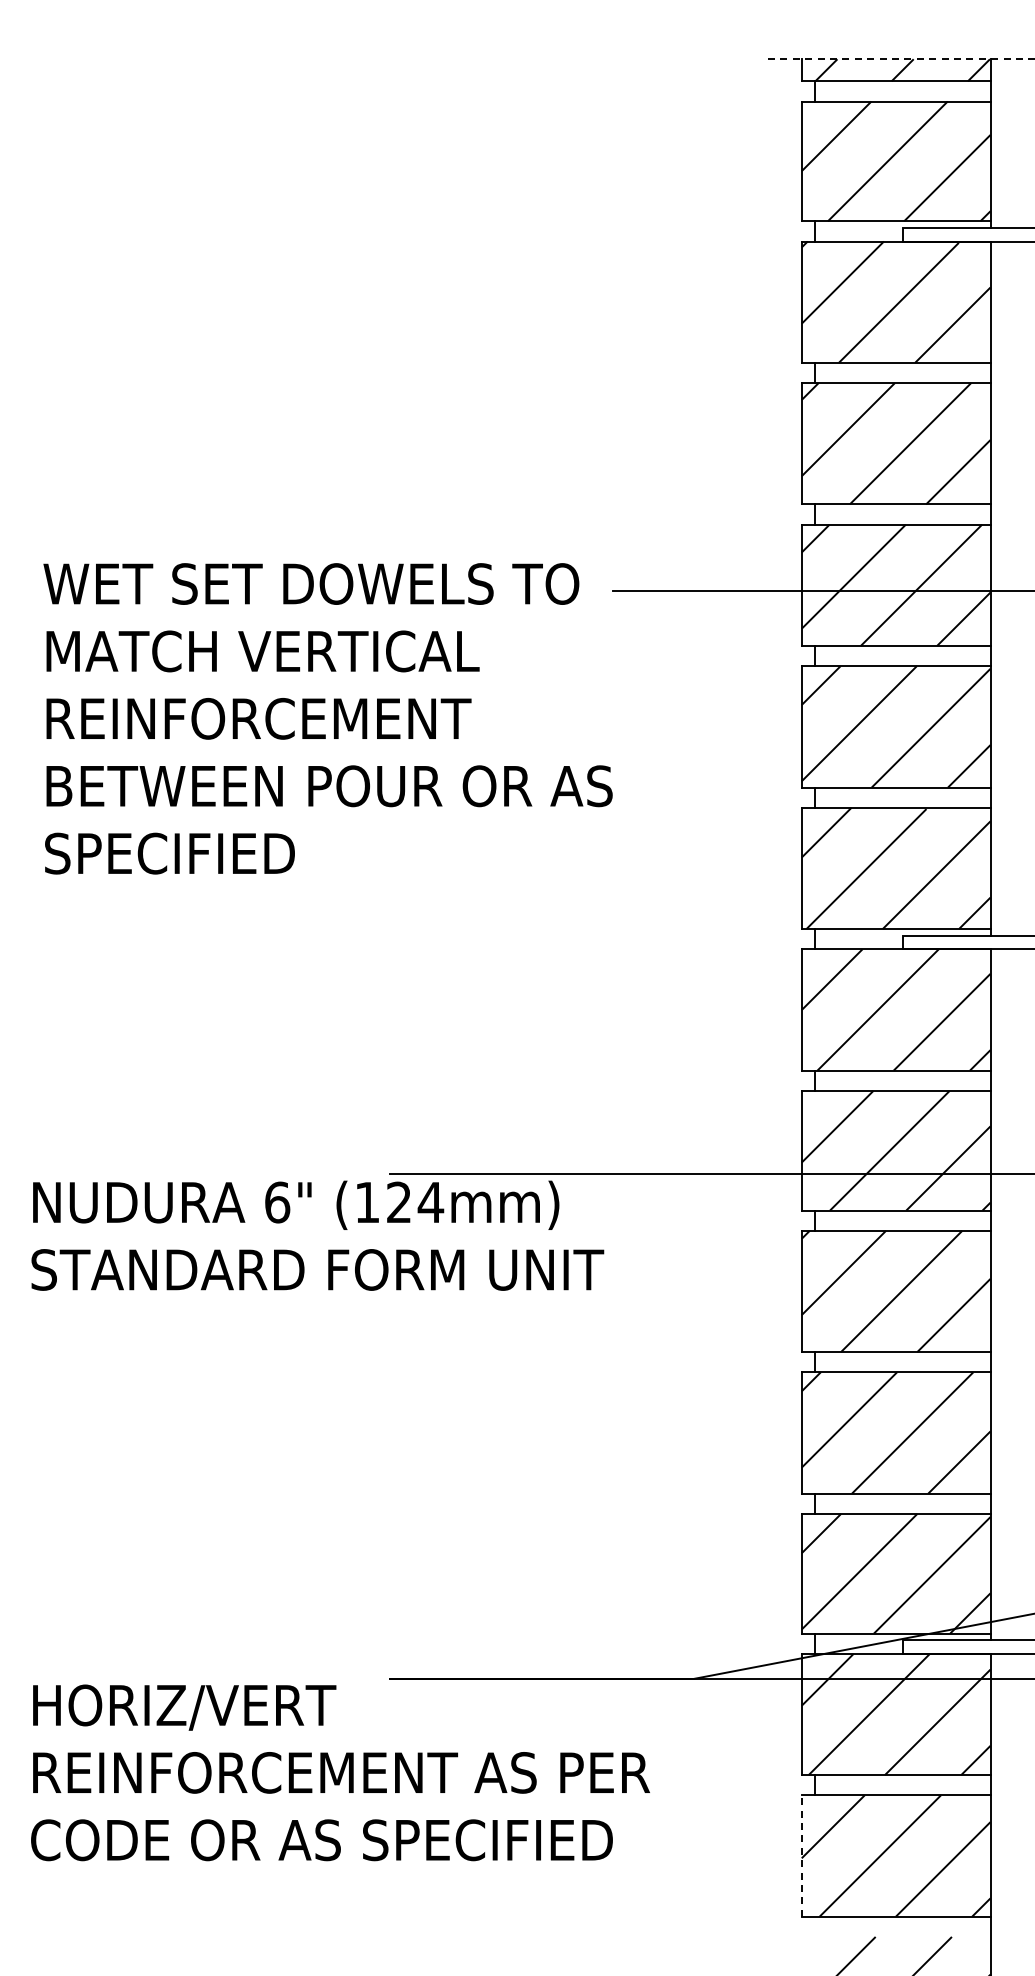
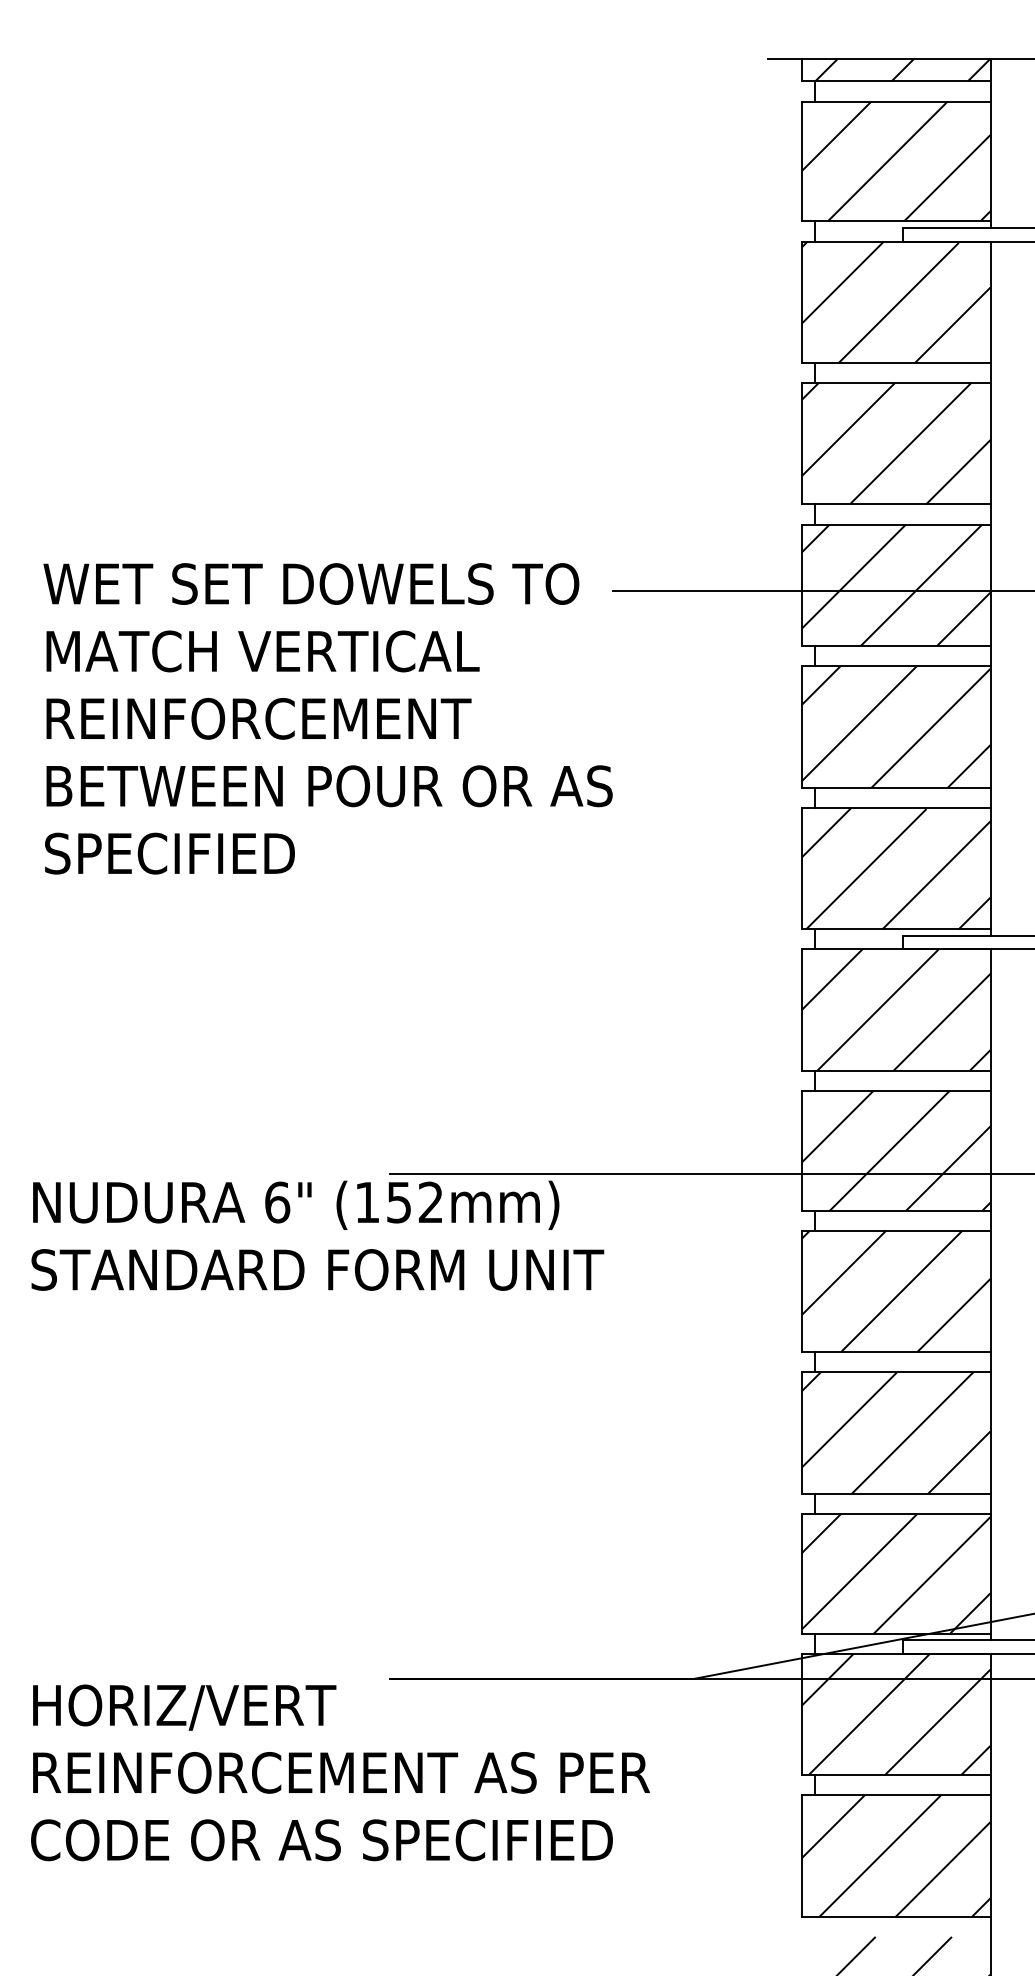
line: dashed -> solid (901, 59)
text: (124mm) -> (152mm) (415, 1202)
line: dashed -> solid (801, 1856)
